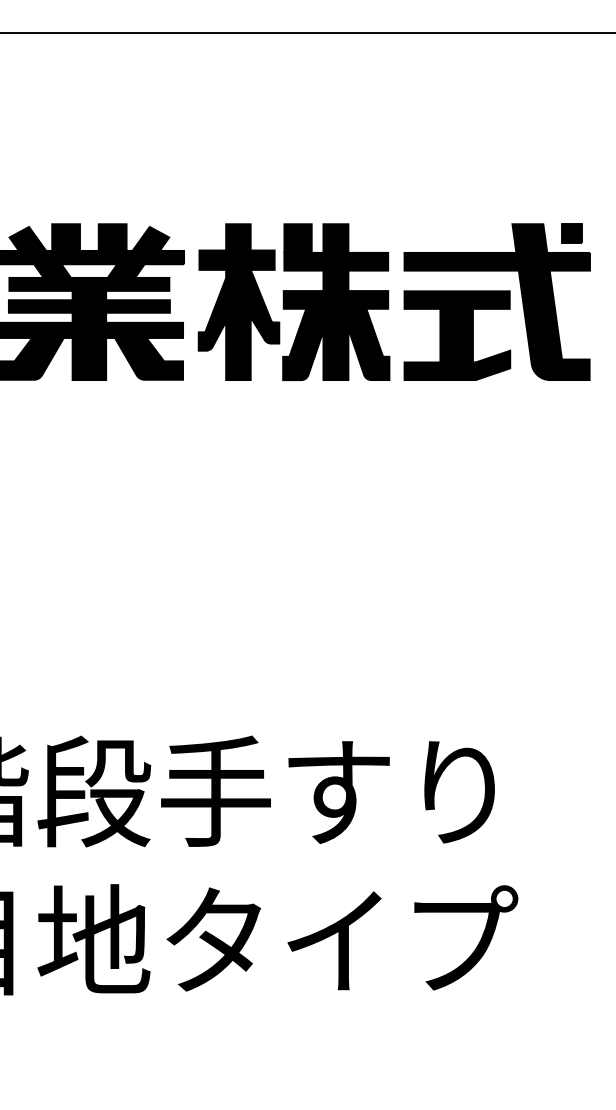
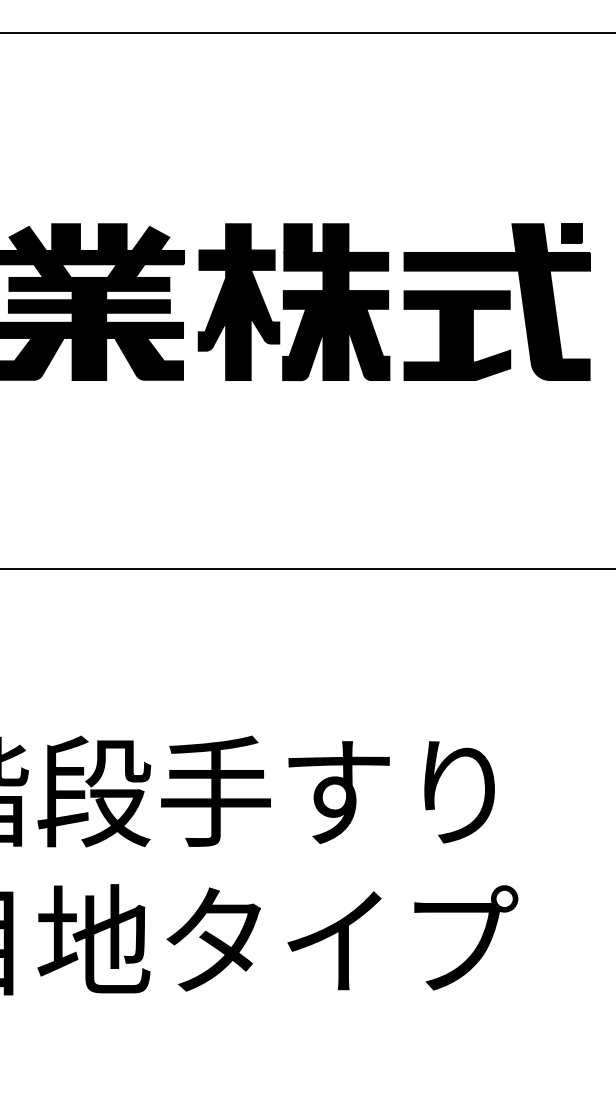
line: none -> present (307, 568)
